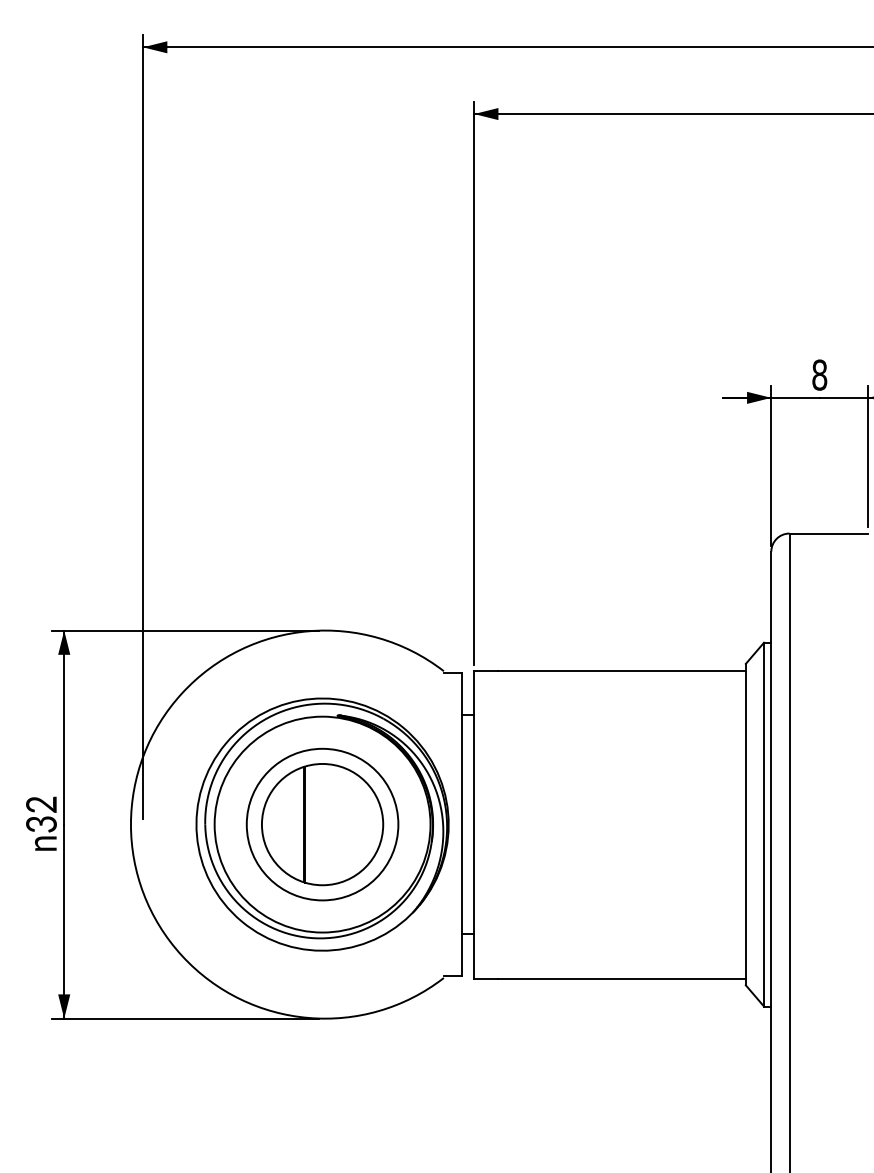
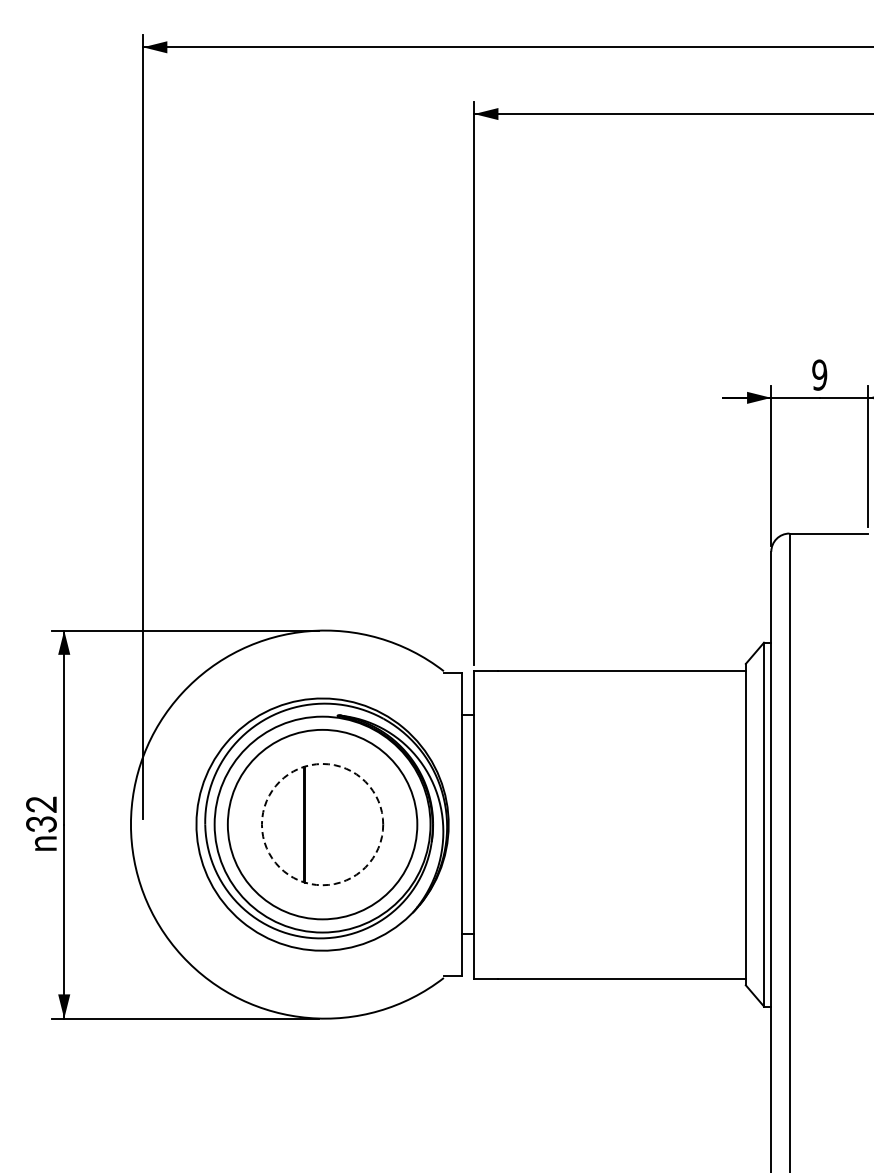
text: 8 -> 9 (819, 374)
circle diameter: 152 px -> 189 px (322, 824)
circle: solid -> dashed (322, 824)
